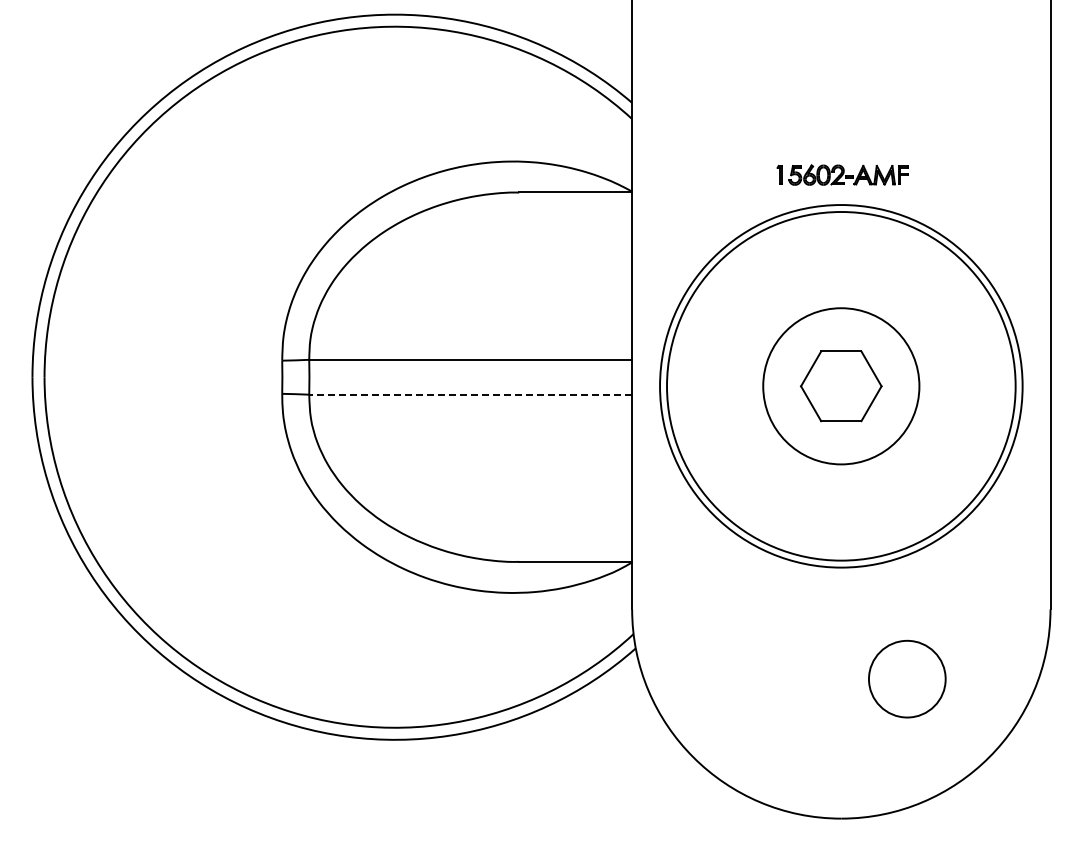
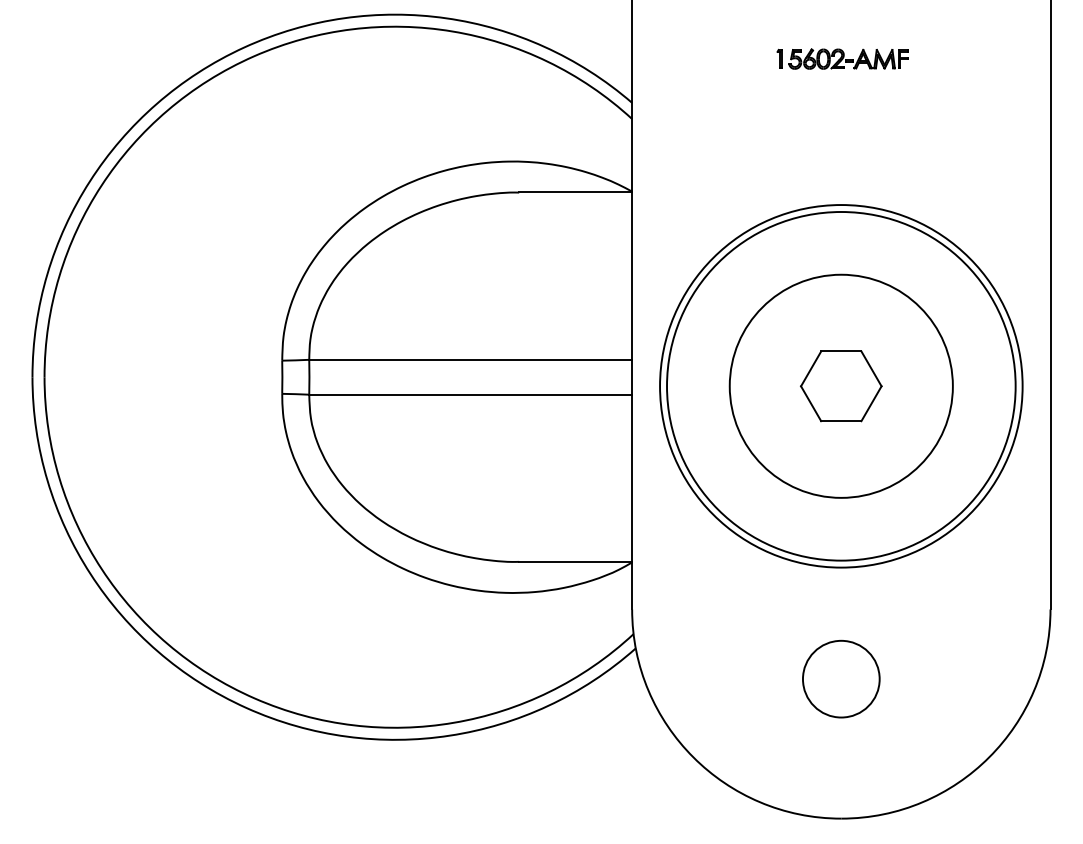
part position: (842, 174) -> (842, 58) (842, 58)
circle diameter: 156 px -> 223 px (840, 385)
line: dashed -> solid (470, 394)
circle position: (907, 678) -> (841, 678) (841, 678)
